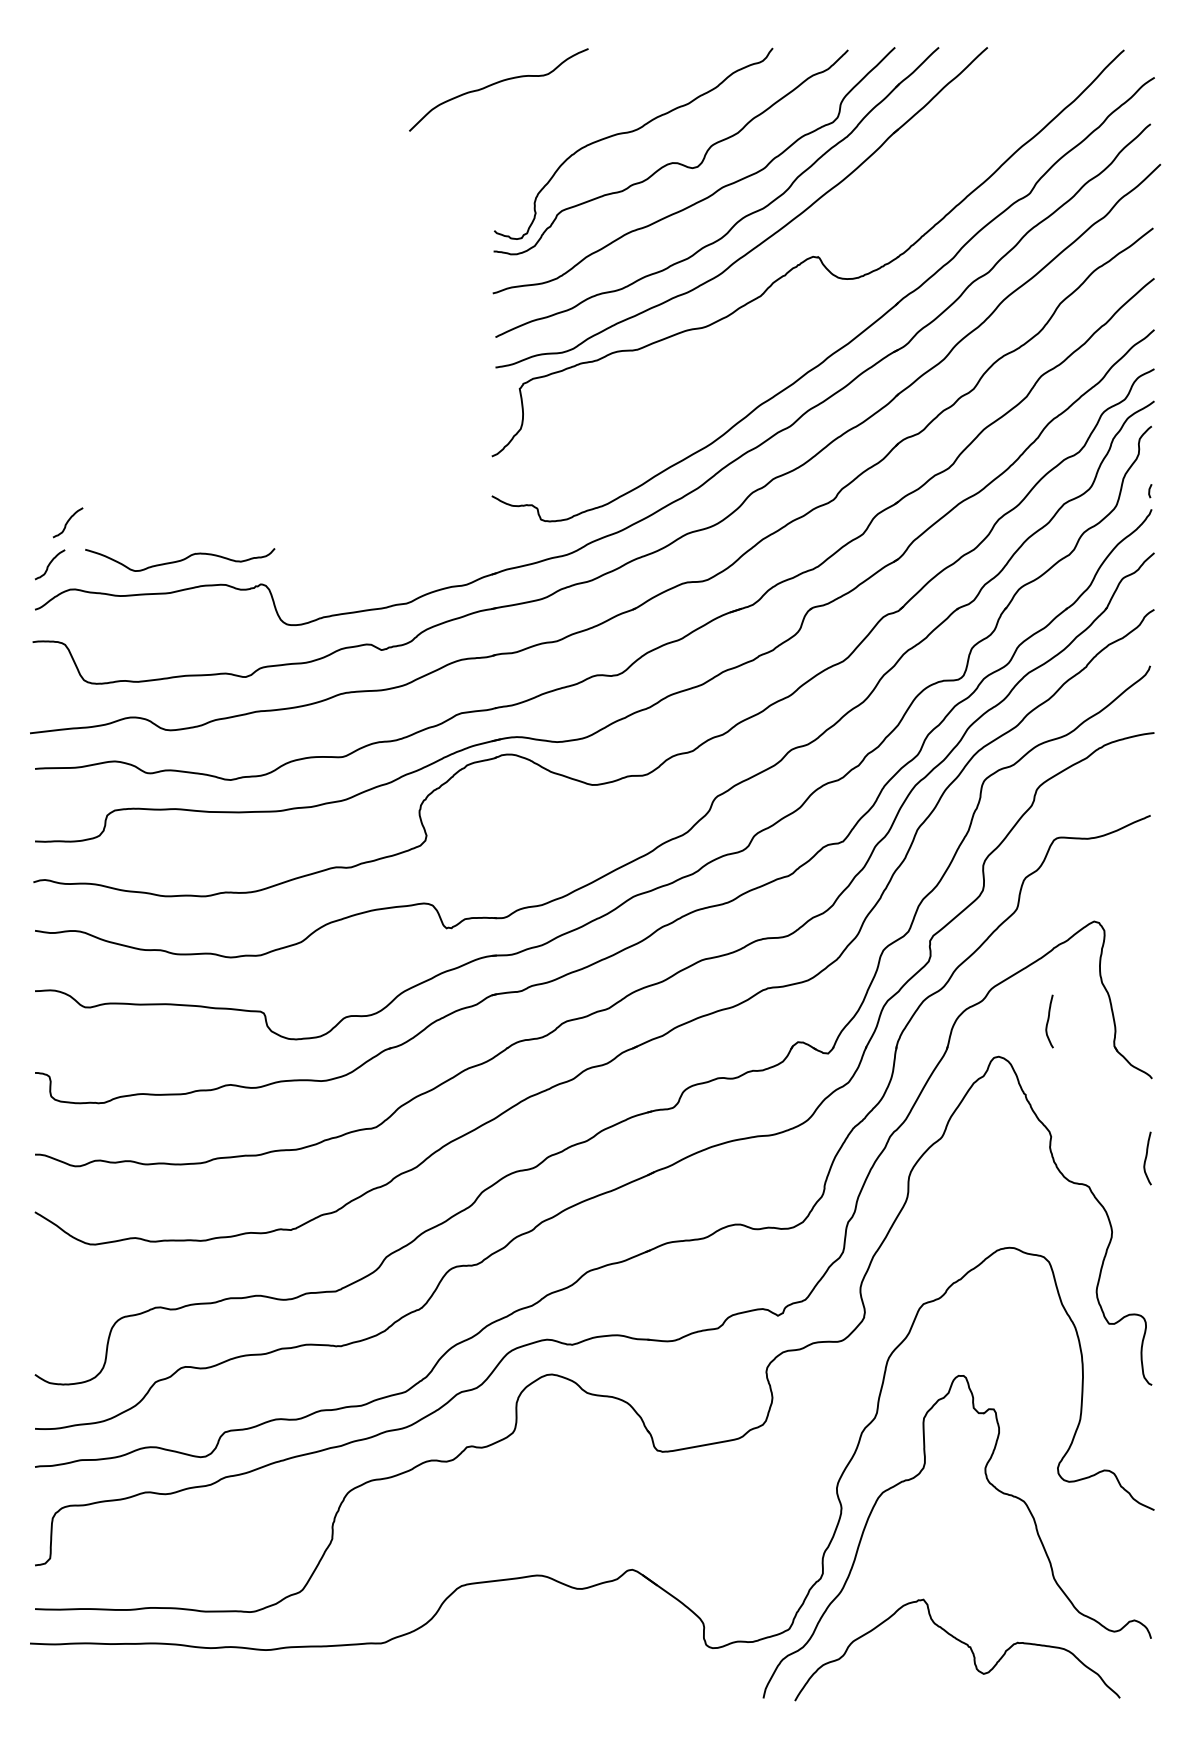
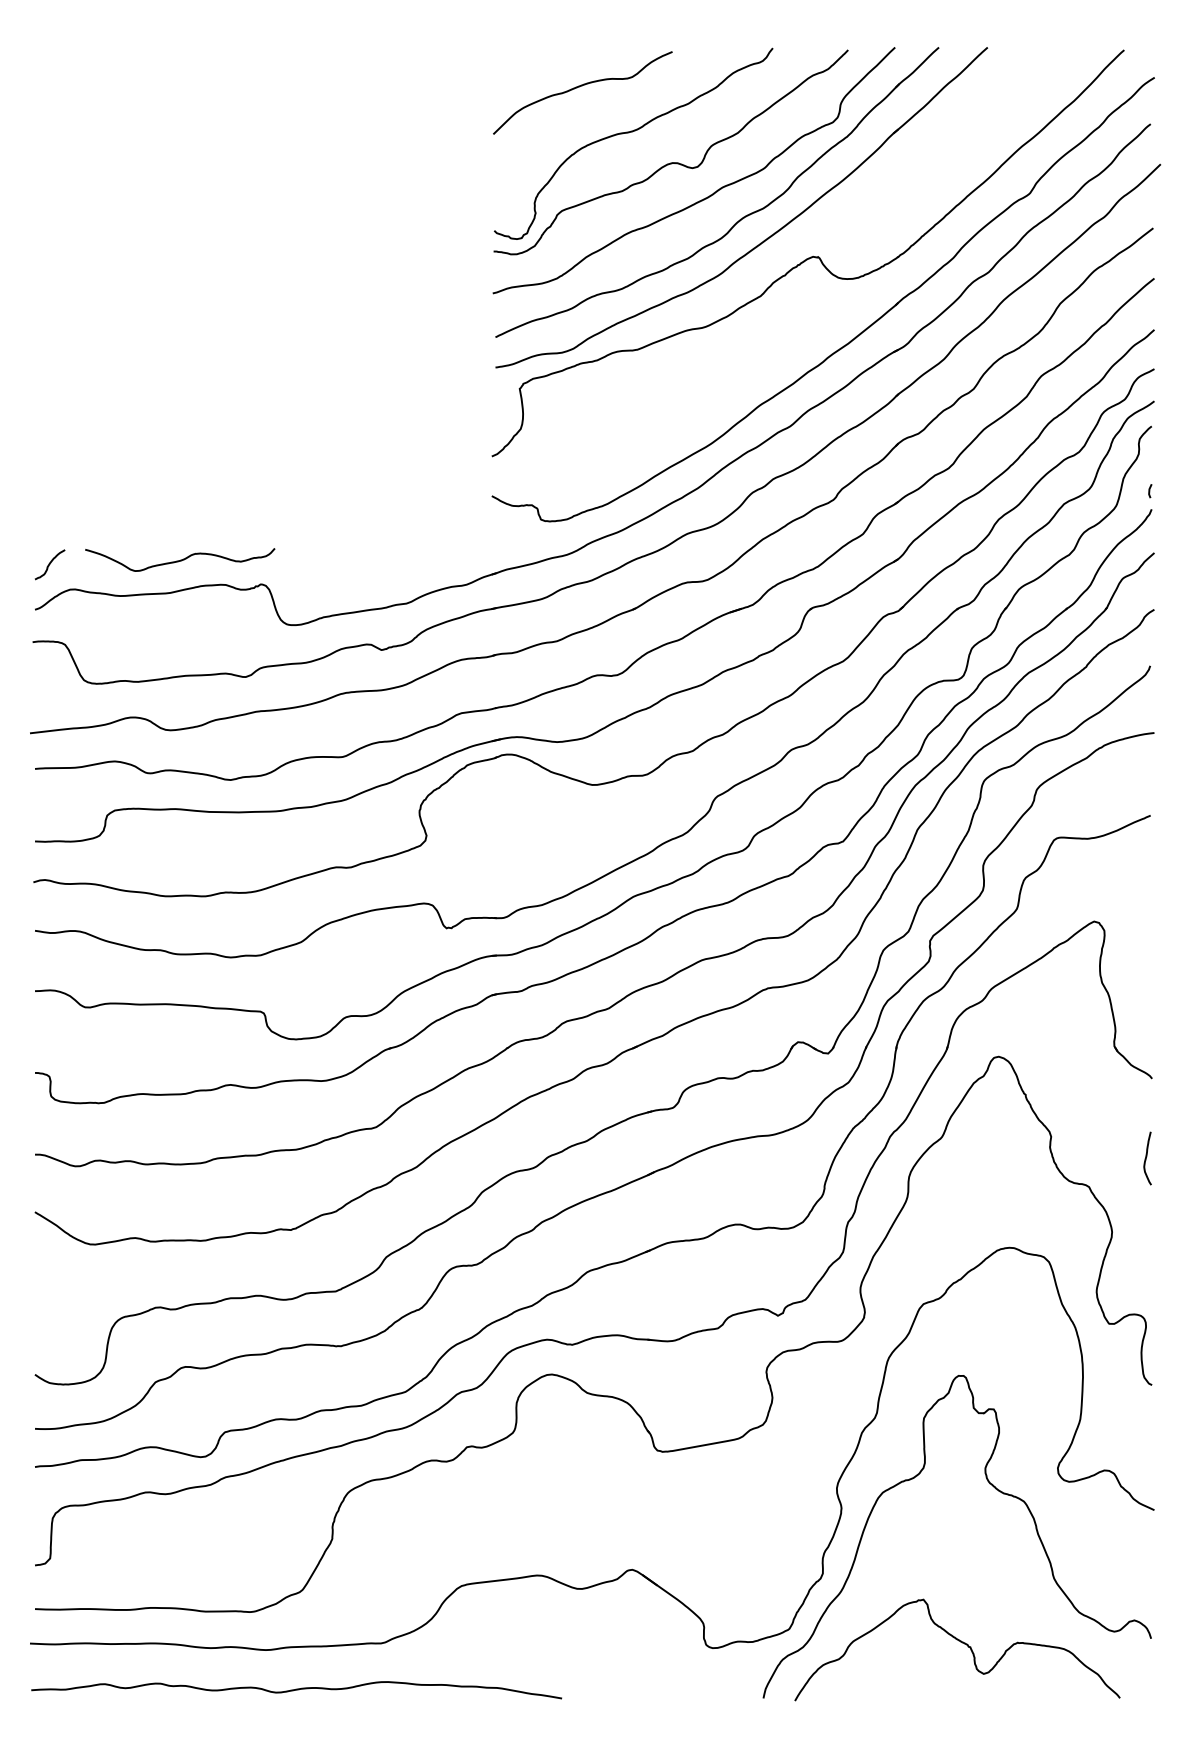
curve position: (495, 84) -> (579, 87) (579, 87)
curve: present -> none (67, 522)
curve: present -> none (1048, 1021)
curve: none -> present (296, 1690)
